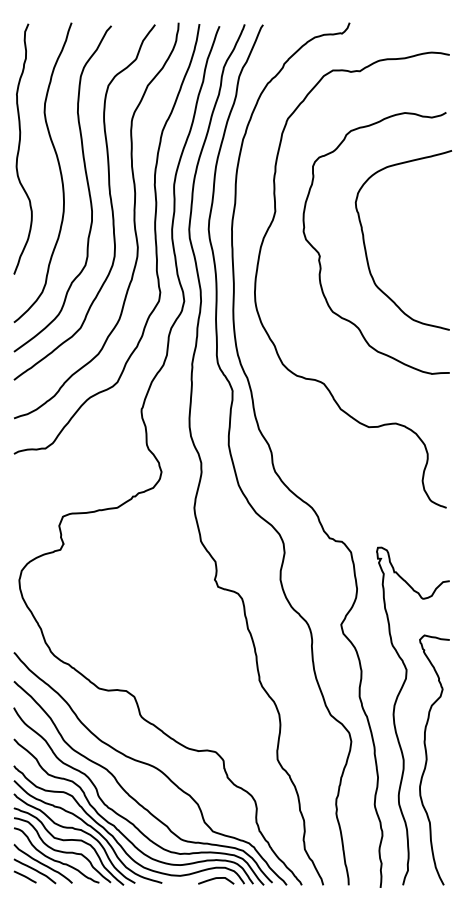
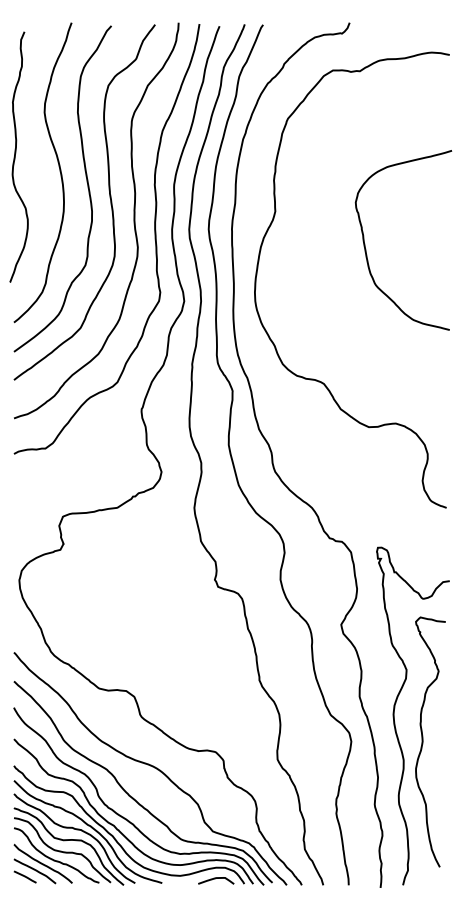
curve position: (19, 148) -> (15, 156) (15, 156)
curve: present -> none (320, 254)
curve position: (427, 759) -> (423, 741) (423, 741)
